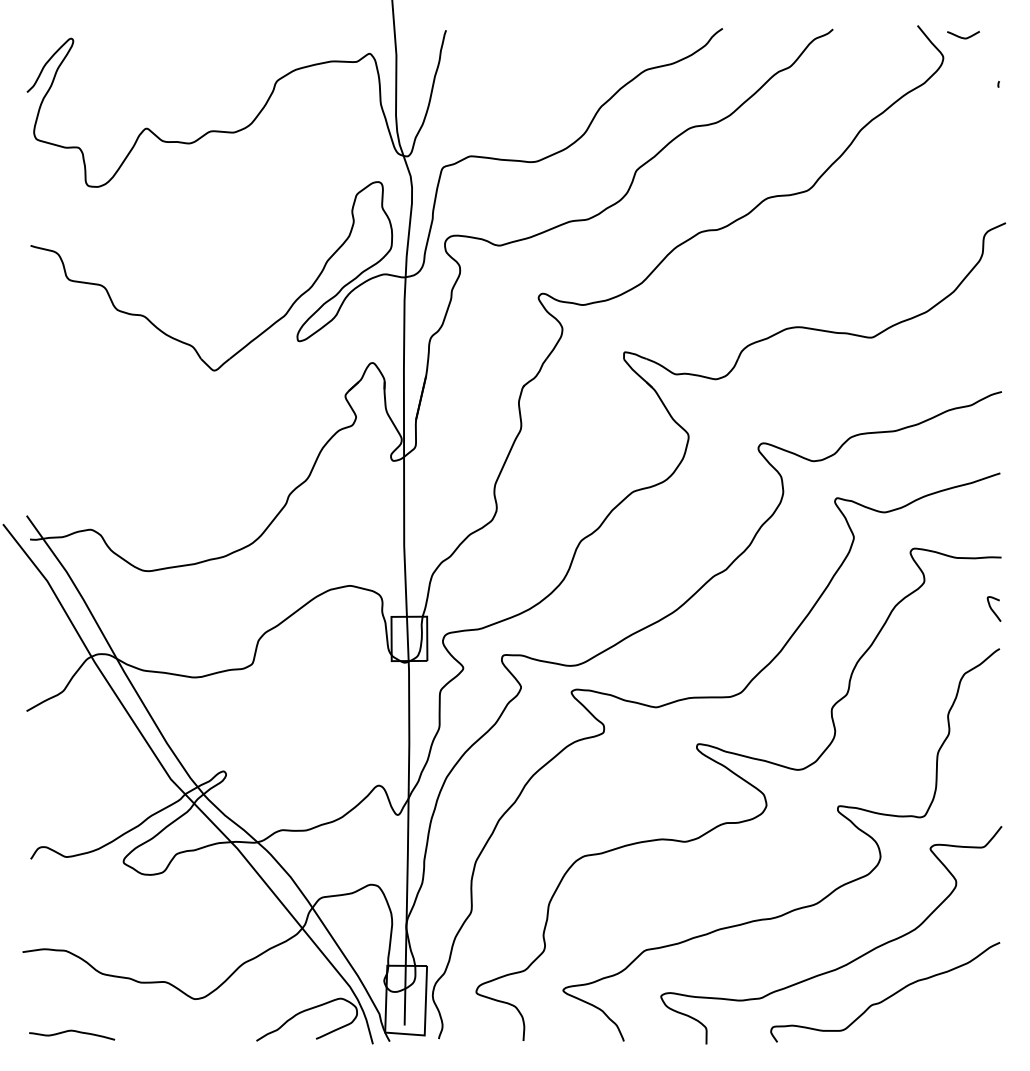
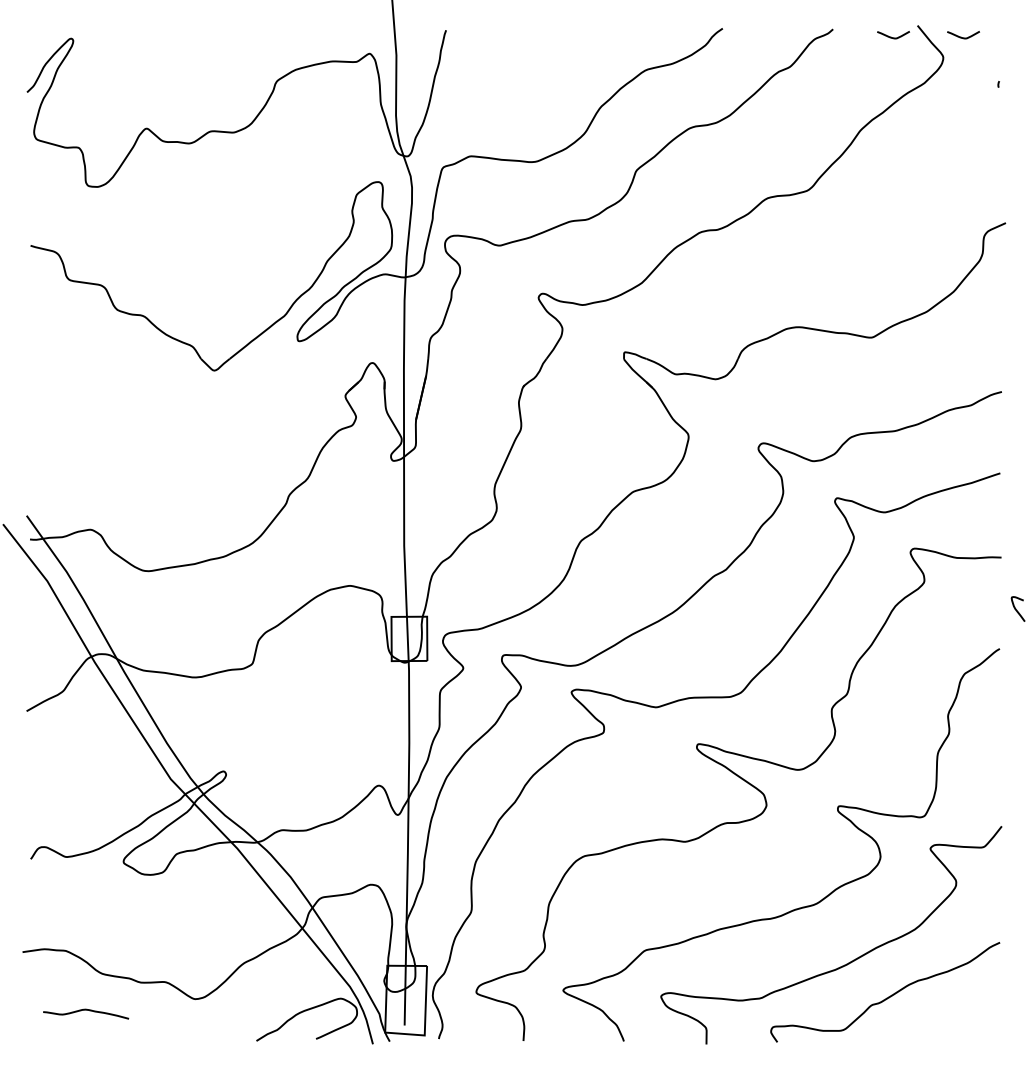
curve: none -> present (893, 37)
curve position: (992, 608) -> (1016, 608) (1016, 608)
curve position: (72, 1031) -> (86, 1010) (86, 1010)
